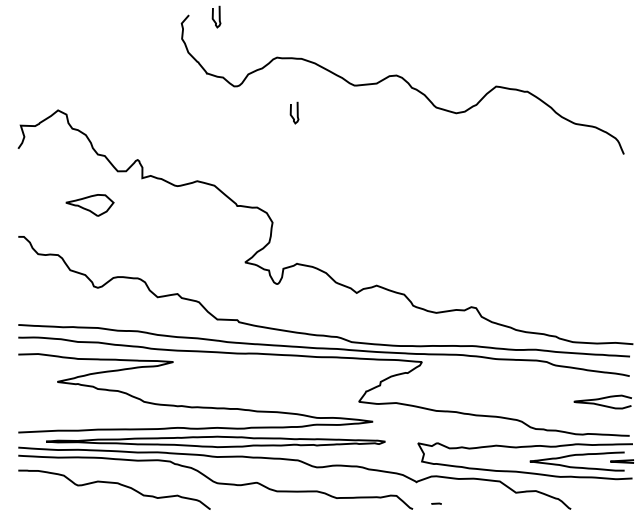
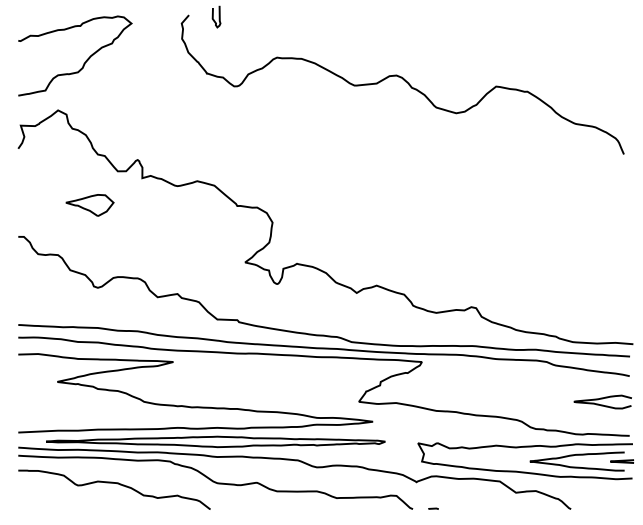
curve: none -> present (85, 60)
curve: present -> none (296, 112)
line position: (436, 503) -> (433, 508) (433, 508)
